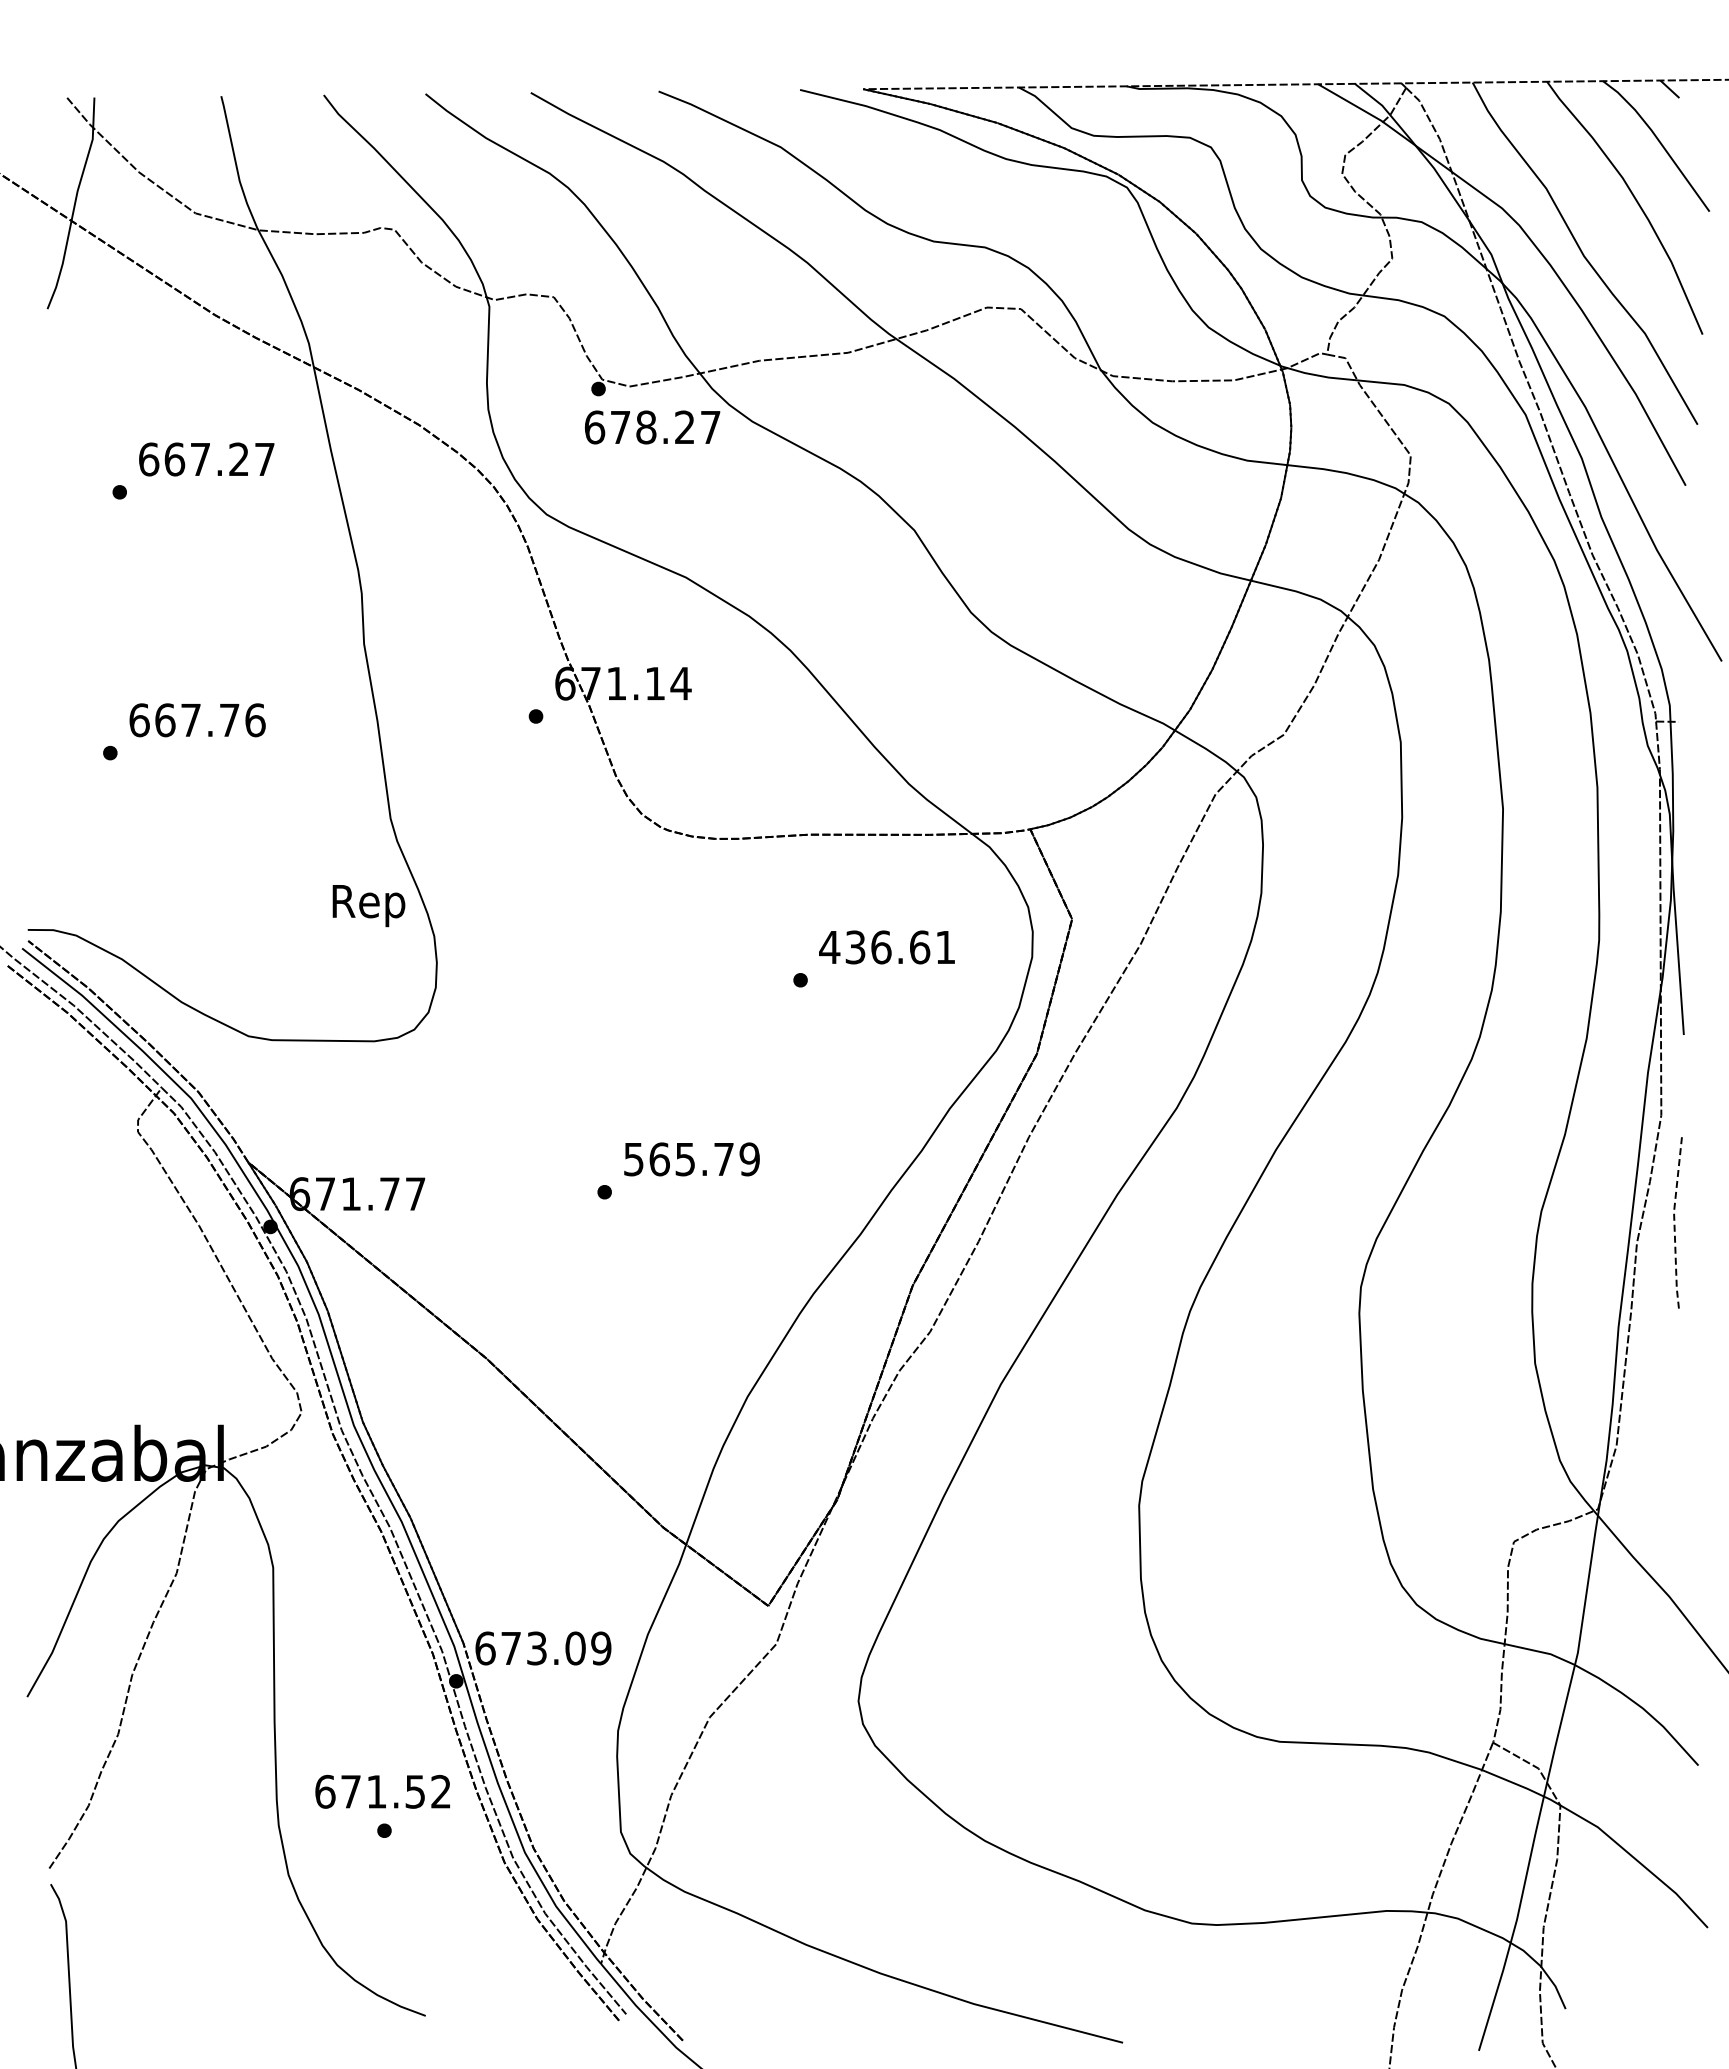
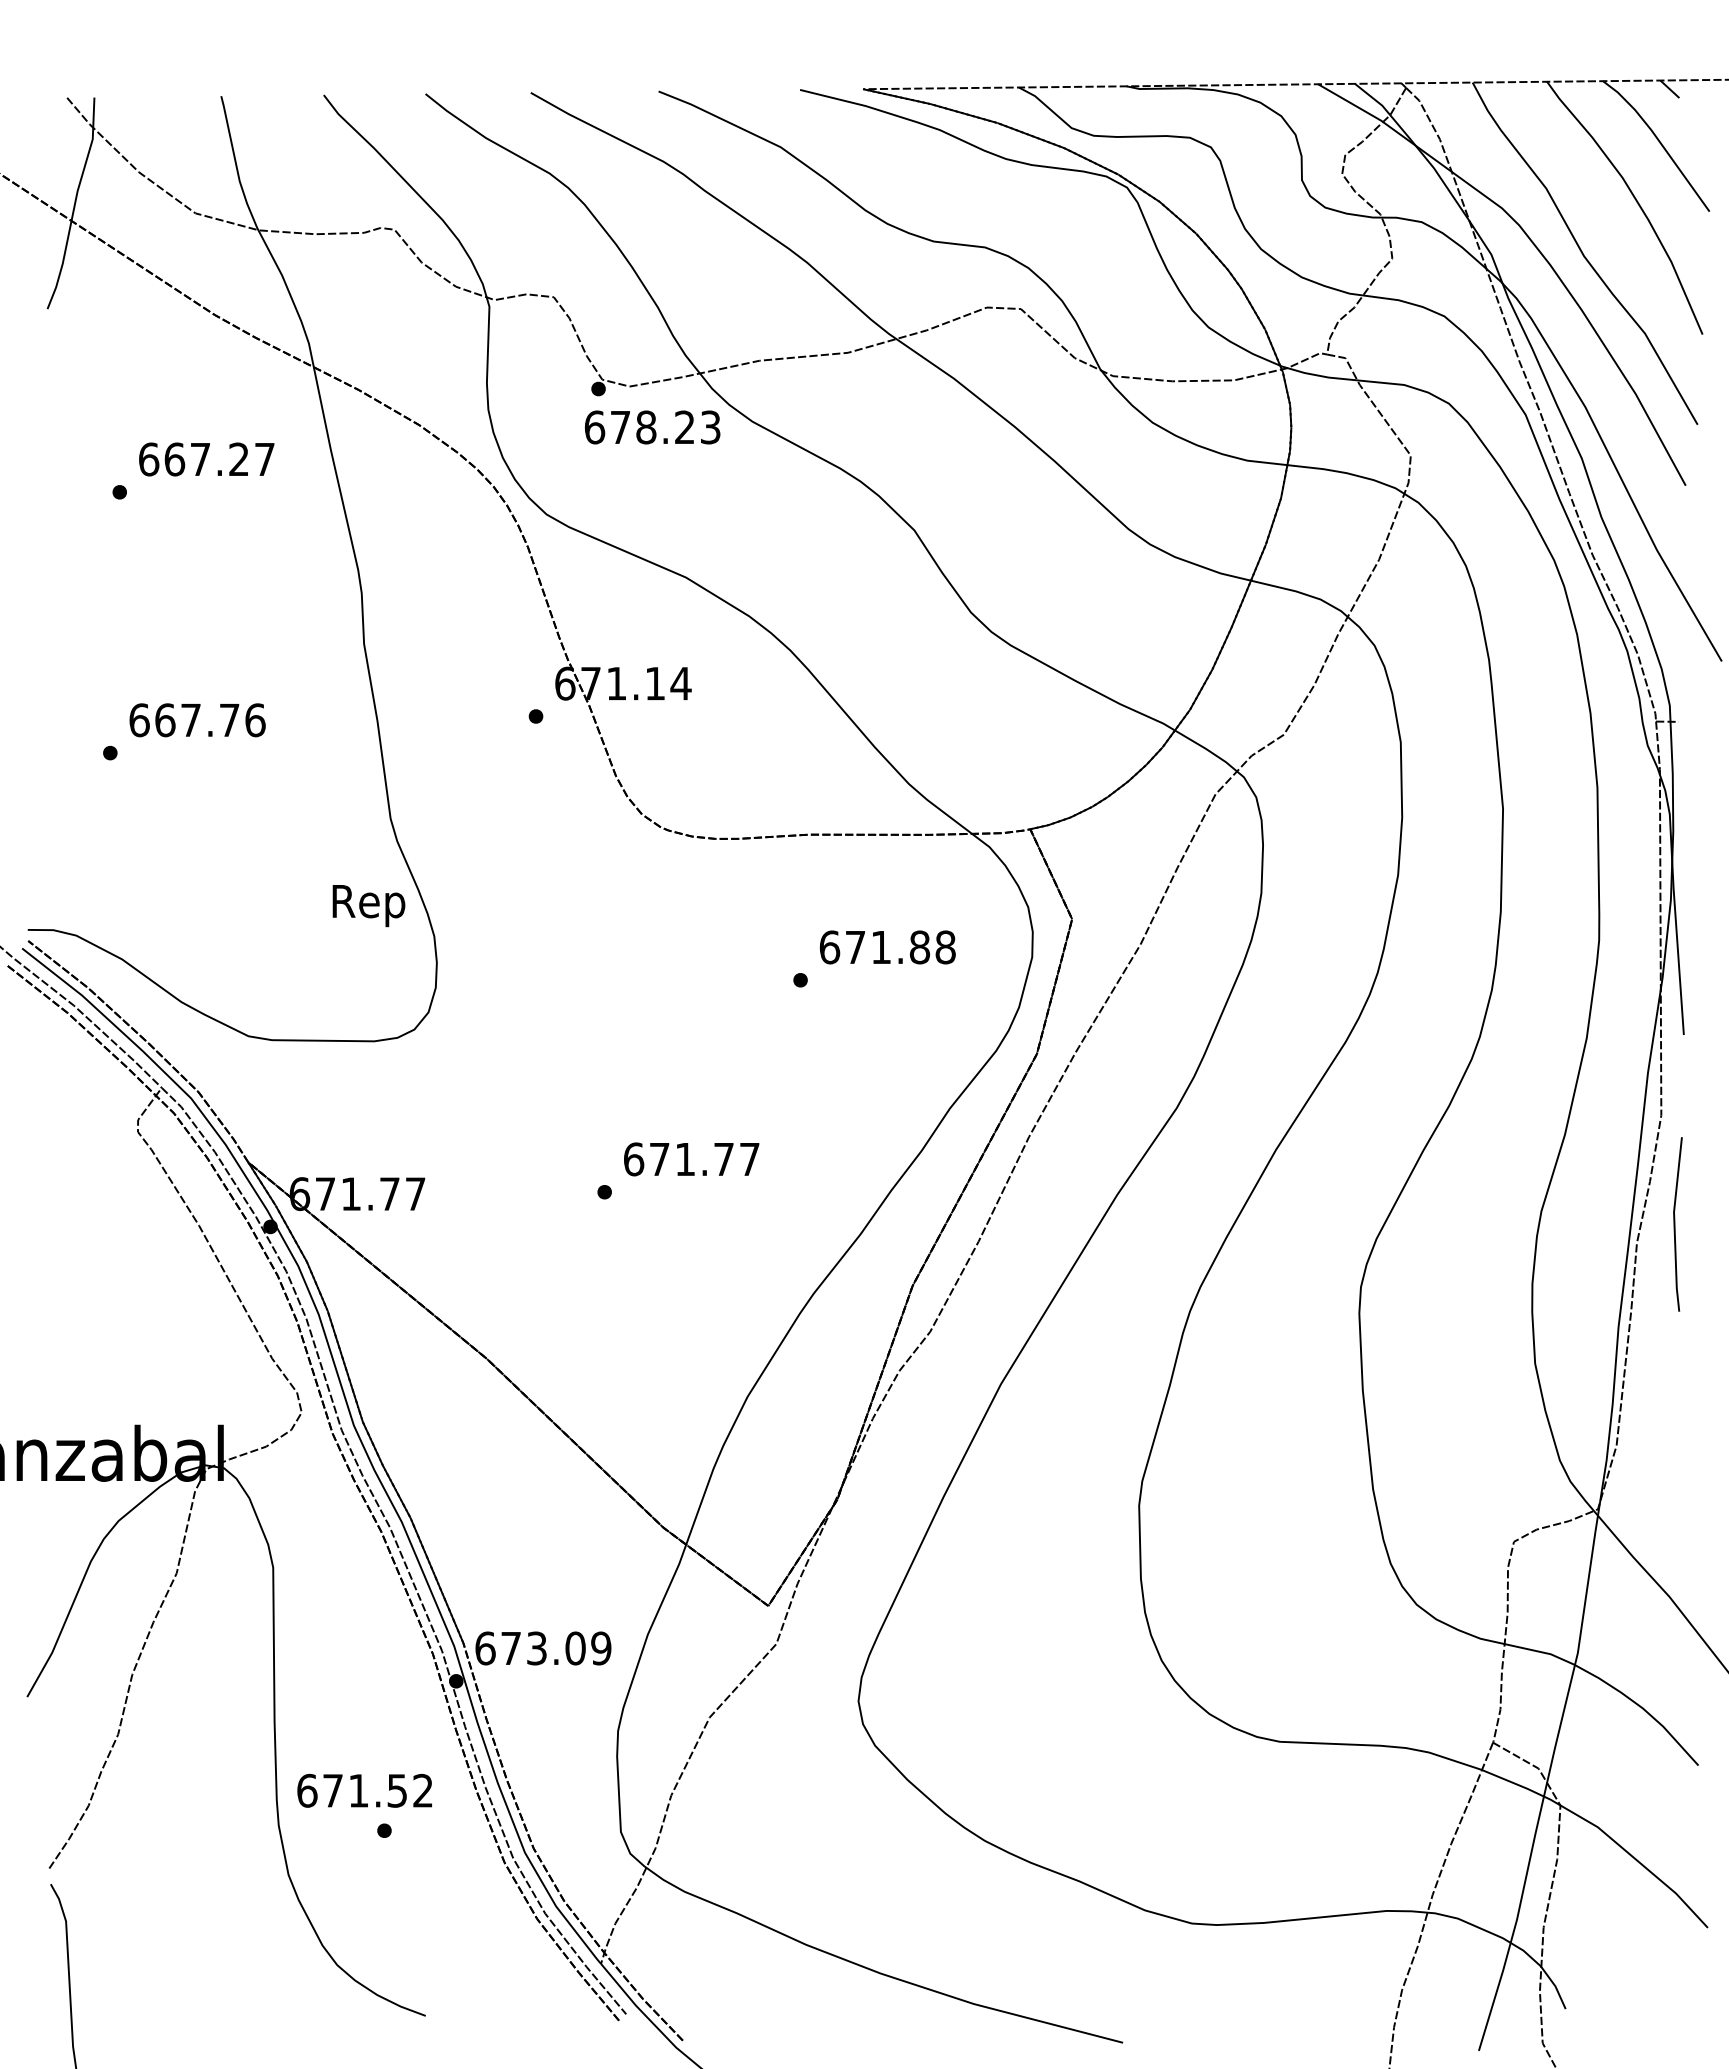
text: 678.27 -> 678.23 (710, 427)
text: 436.61 -> 671.88 (887, 947)
text: 565.79 -> 671.77 (691, 1159)
line: dashed -> solid (1674, 1224)
text position: (382, 1791) -> (364, 1790) (364, 1790)
